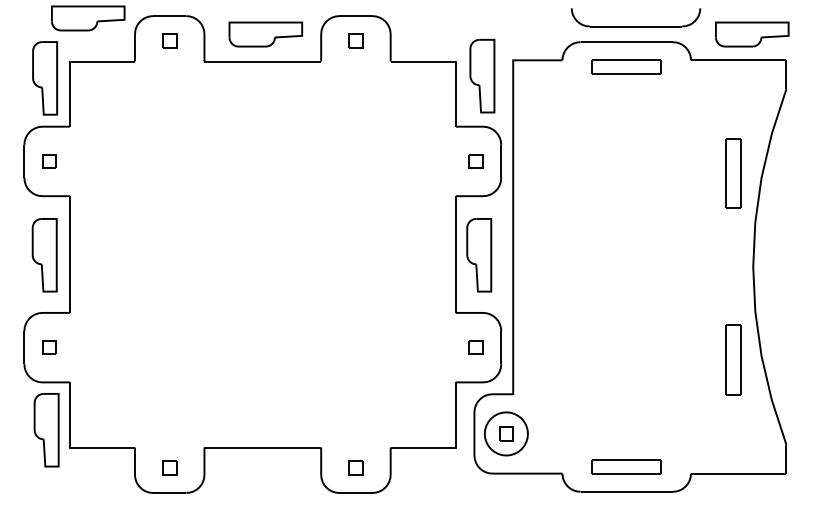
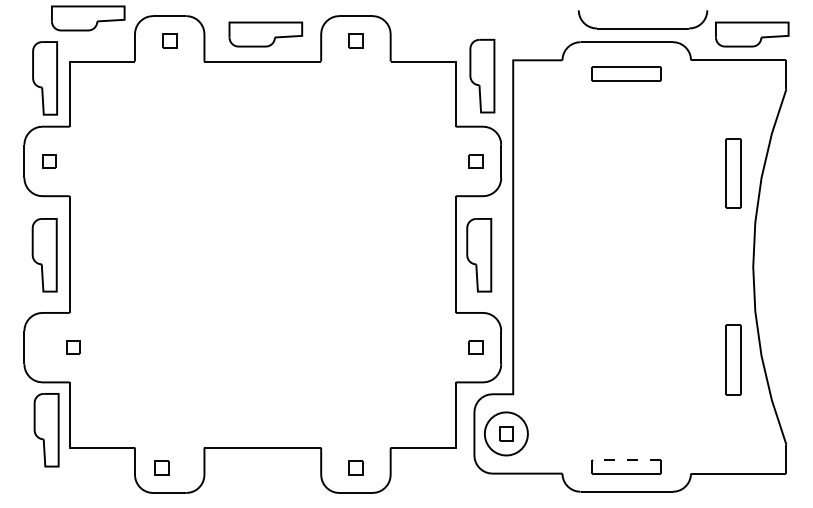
part position: (636, 26) -> (643, 28) (643, 28)
part position: (626, 66) -> (626, 73) (626, 73)
part position: (49, 347) -> (73, 347) (73, 347)
line: solid -> dashed (626, 459)
part position: (169, 467) -> (161, 467) (161, 467)
